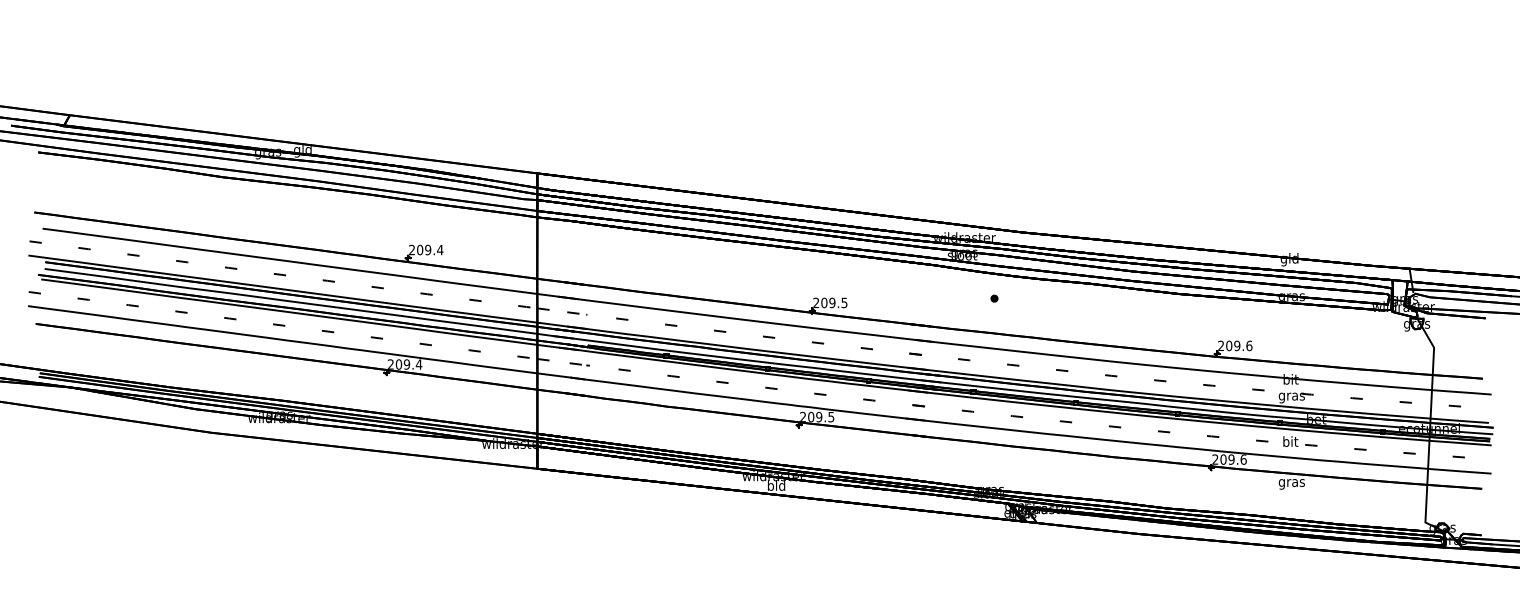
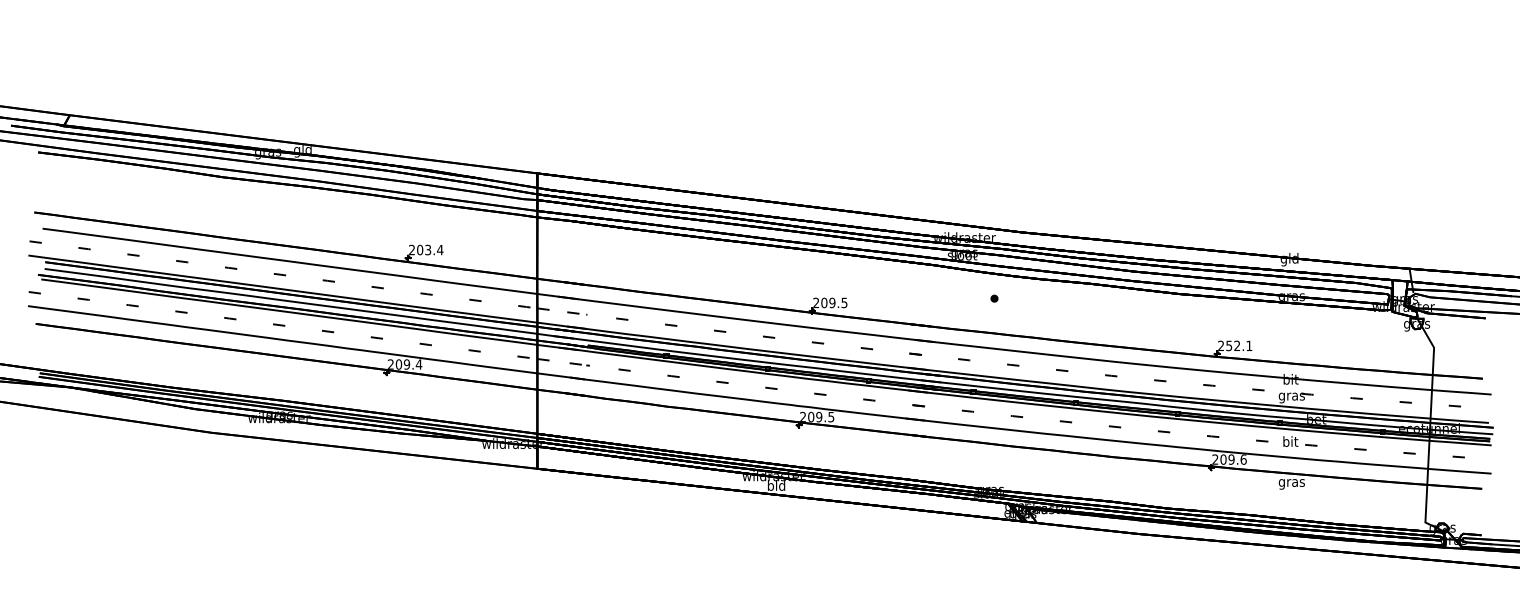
text: 209.4 -> 203.4 (428, 249)
text: 209.6 -> 252.1 (1239, 345)
